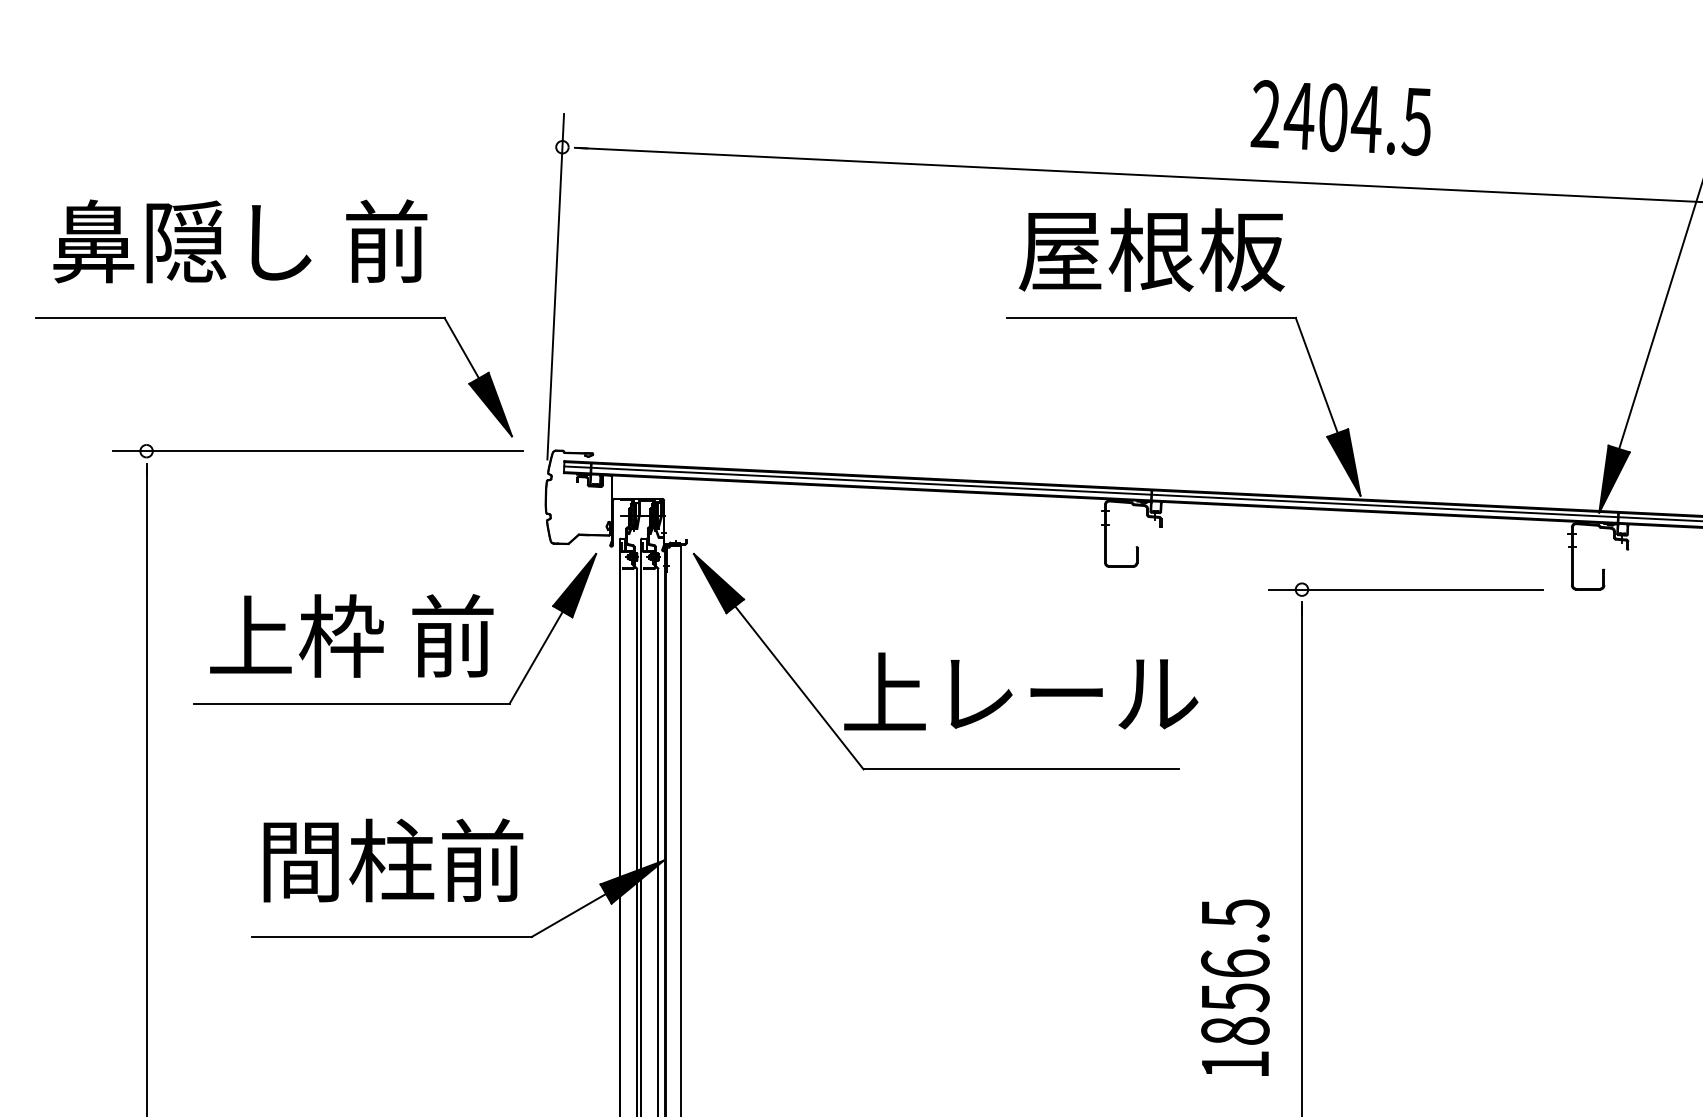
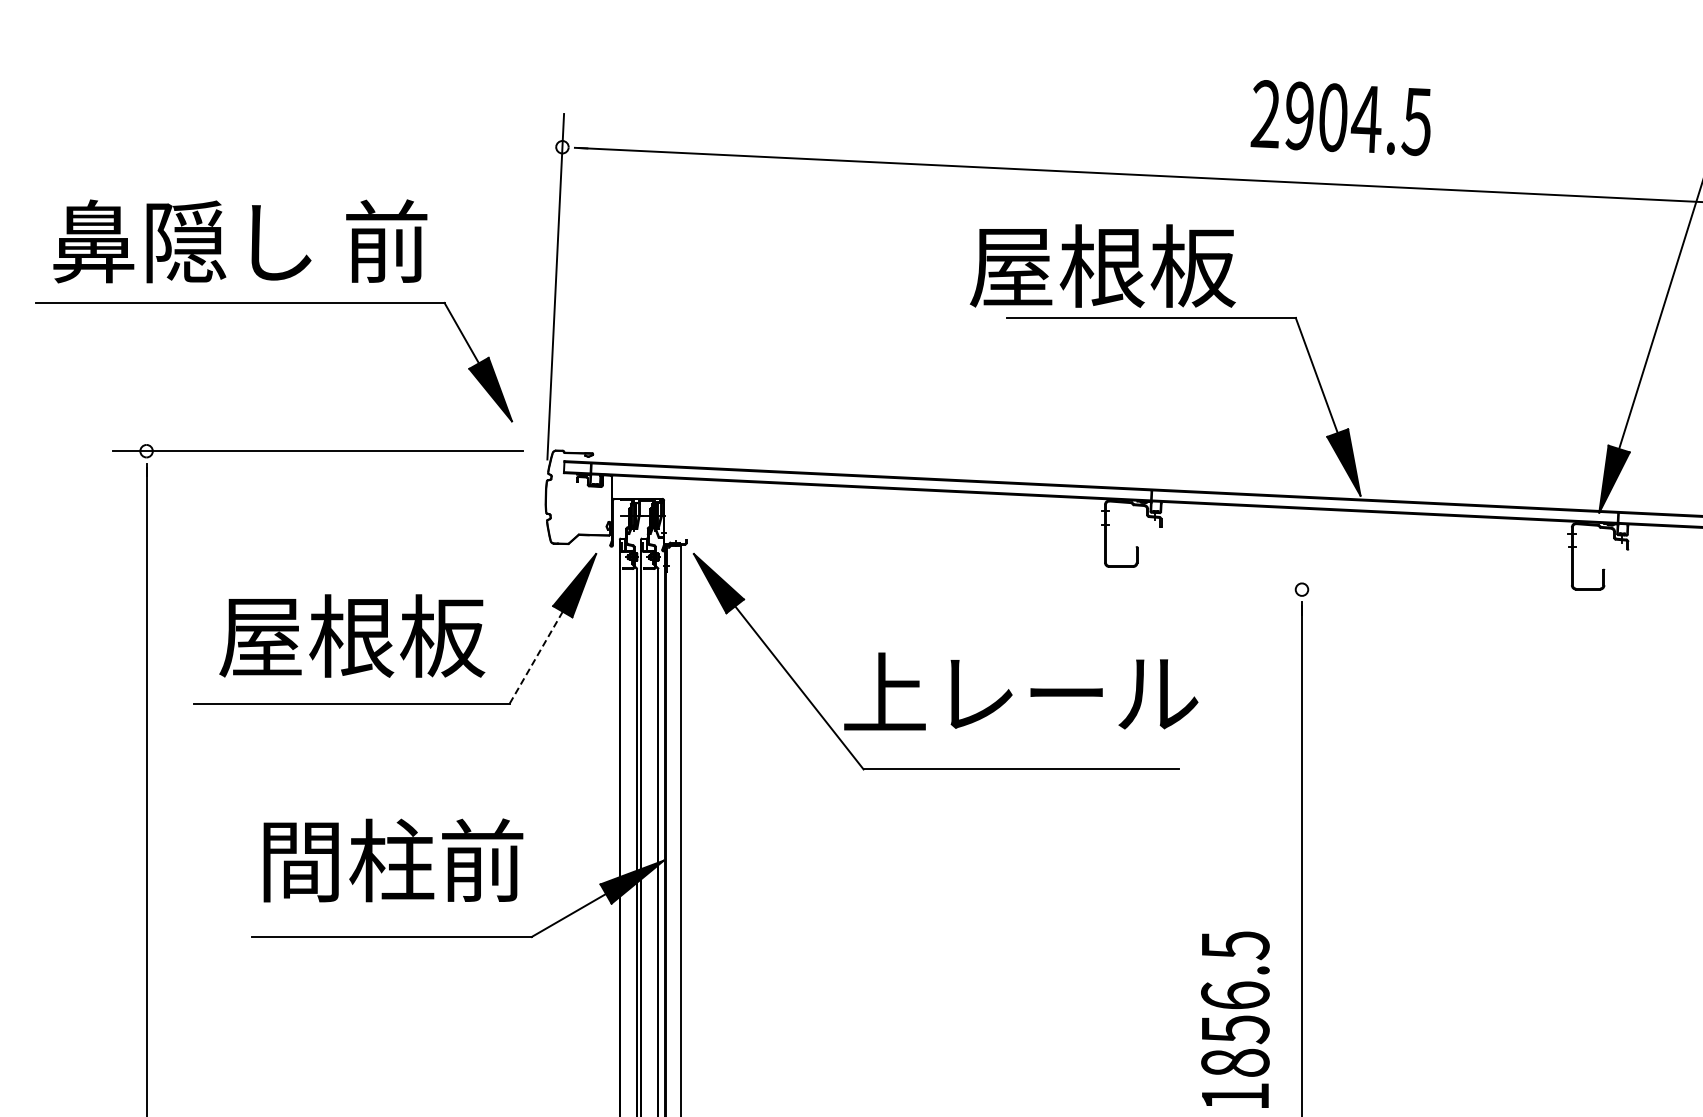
text: 2404.5 -> 2904.5 (1298, 115)
text position: (1151, 249) -> (1102, 265) (1102, 265)
part position: (274, 318) -> (274, 303) (274, 303)
line: present -> none (1131, 493)
line: present -> none (1405, 589)
text: 上枠 前 -> 屋根板 (351, 635)
line: solid -> dashed (535, 658)
text position: (1235, 987) -> (1235, 1019) (1235, 1019)
